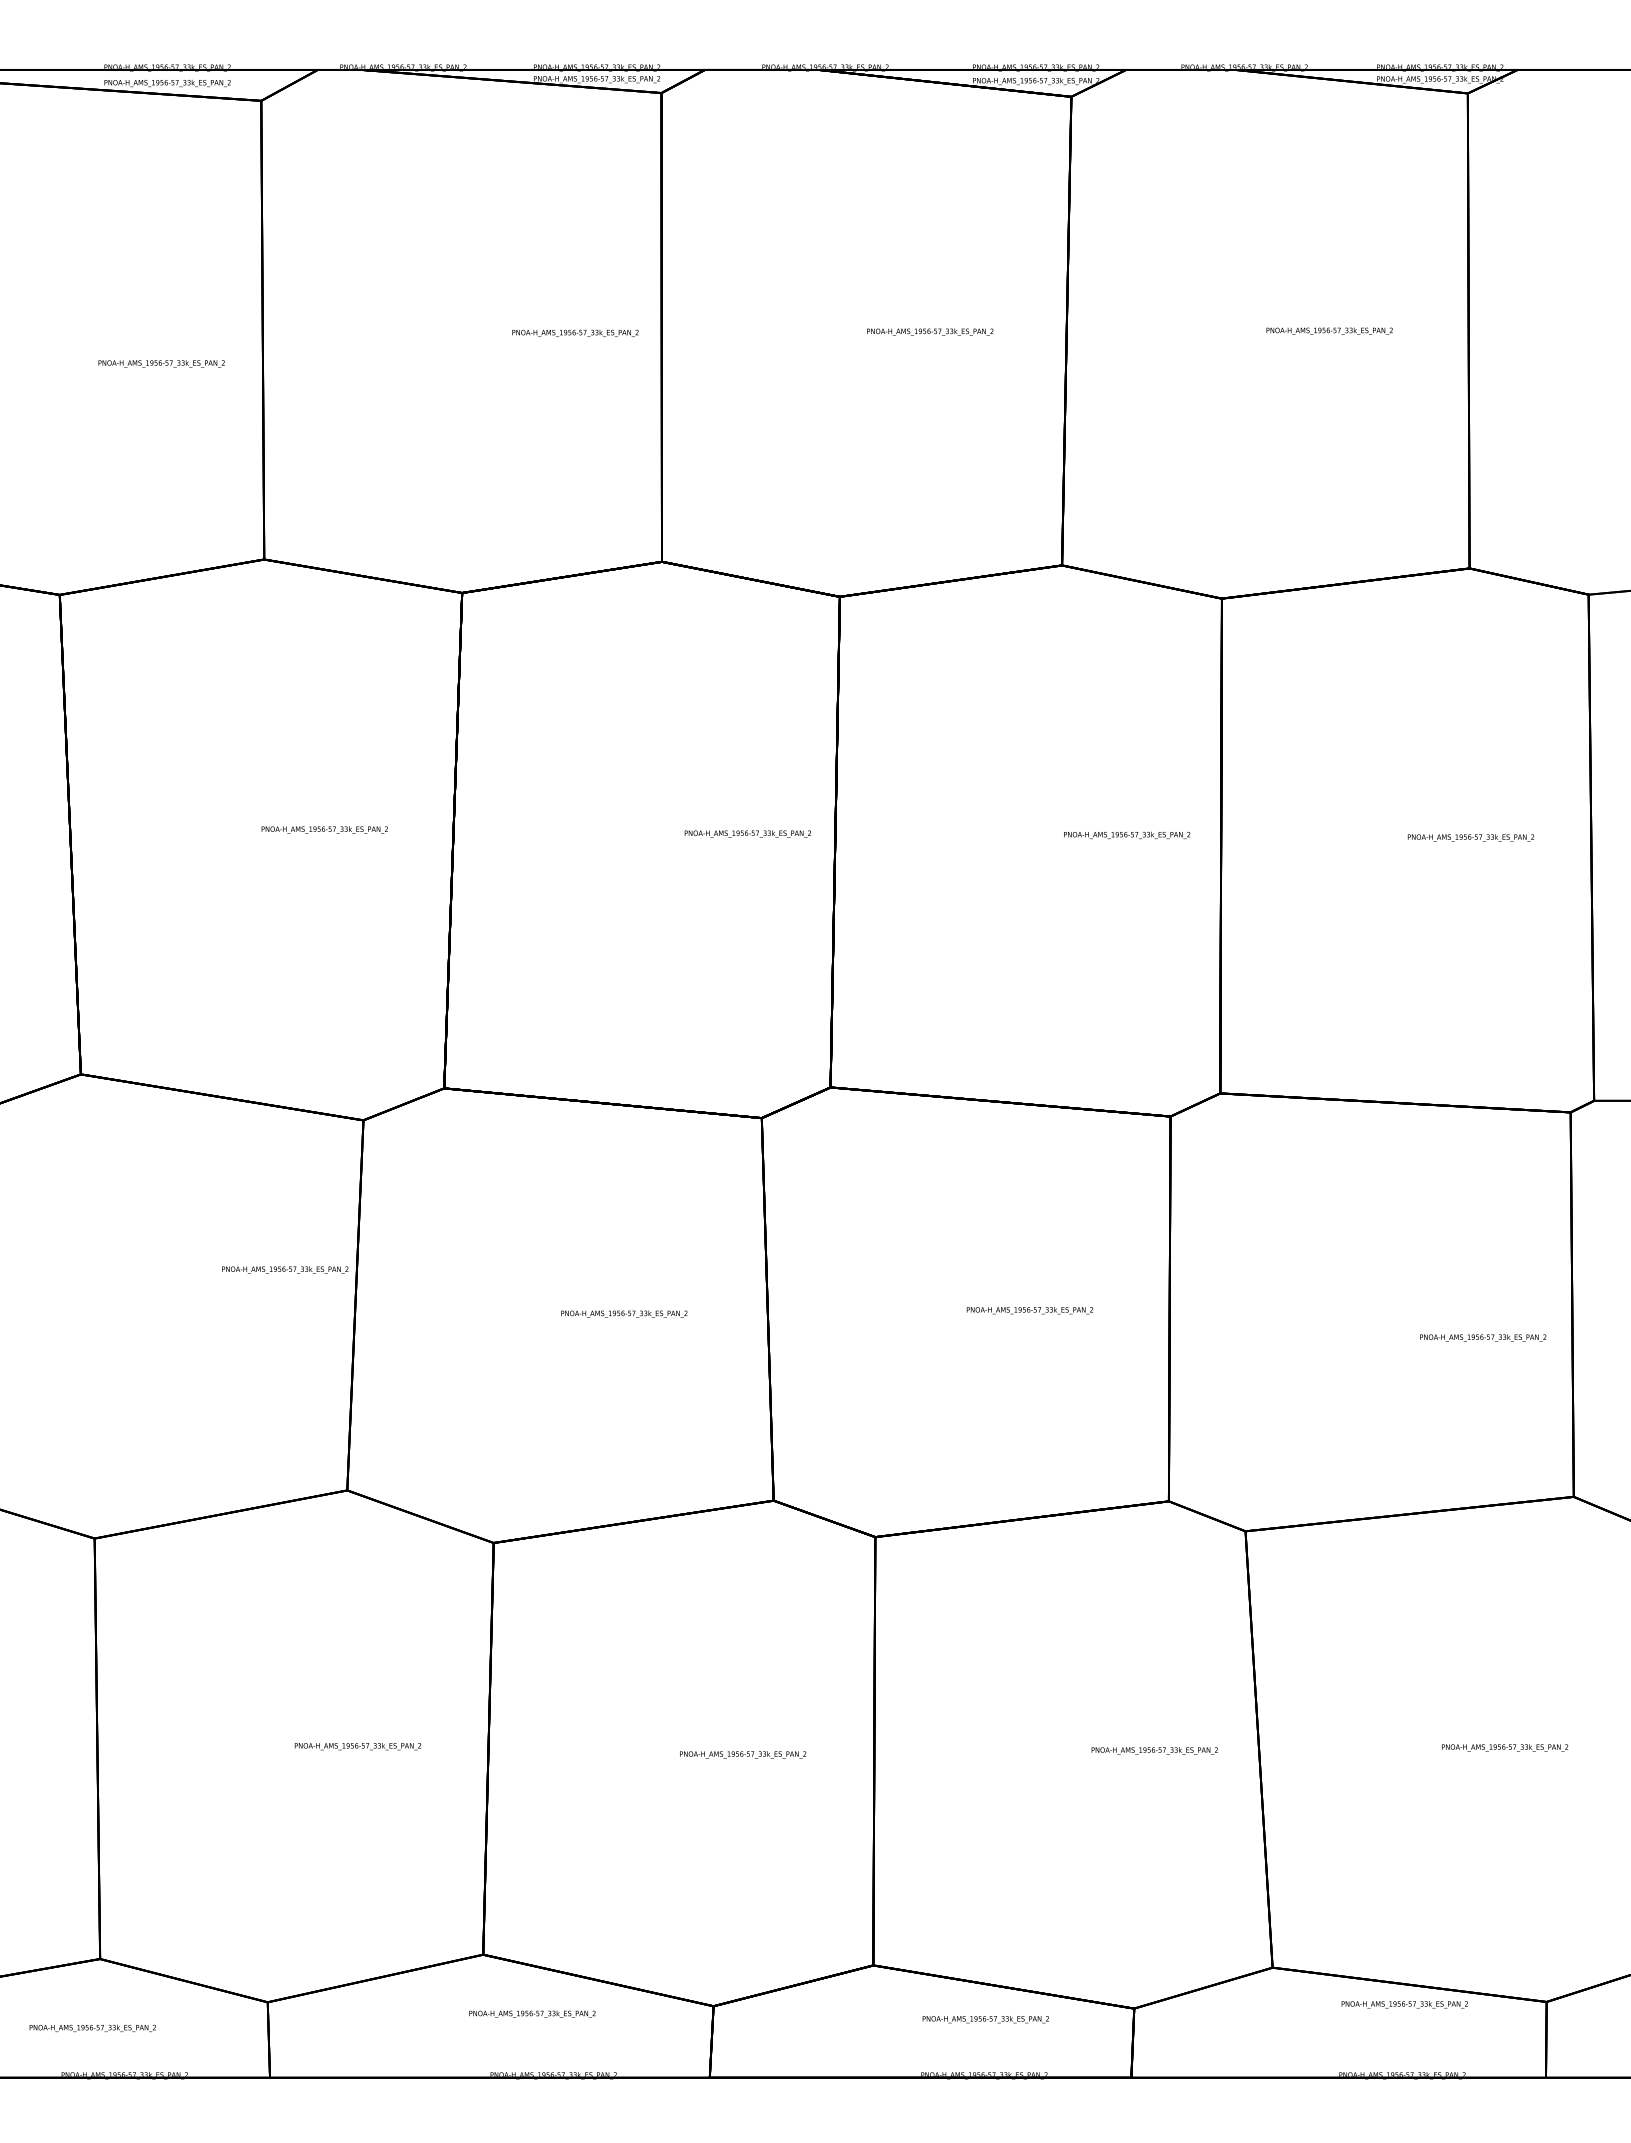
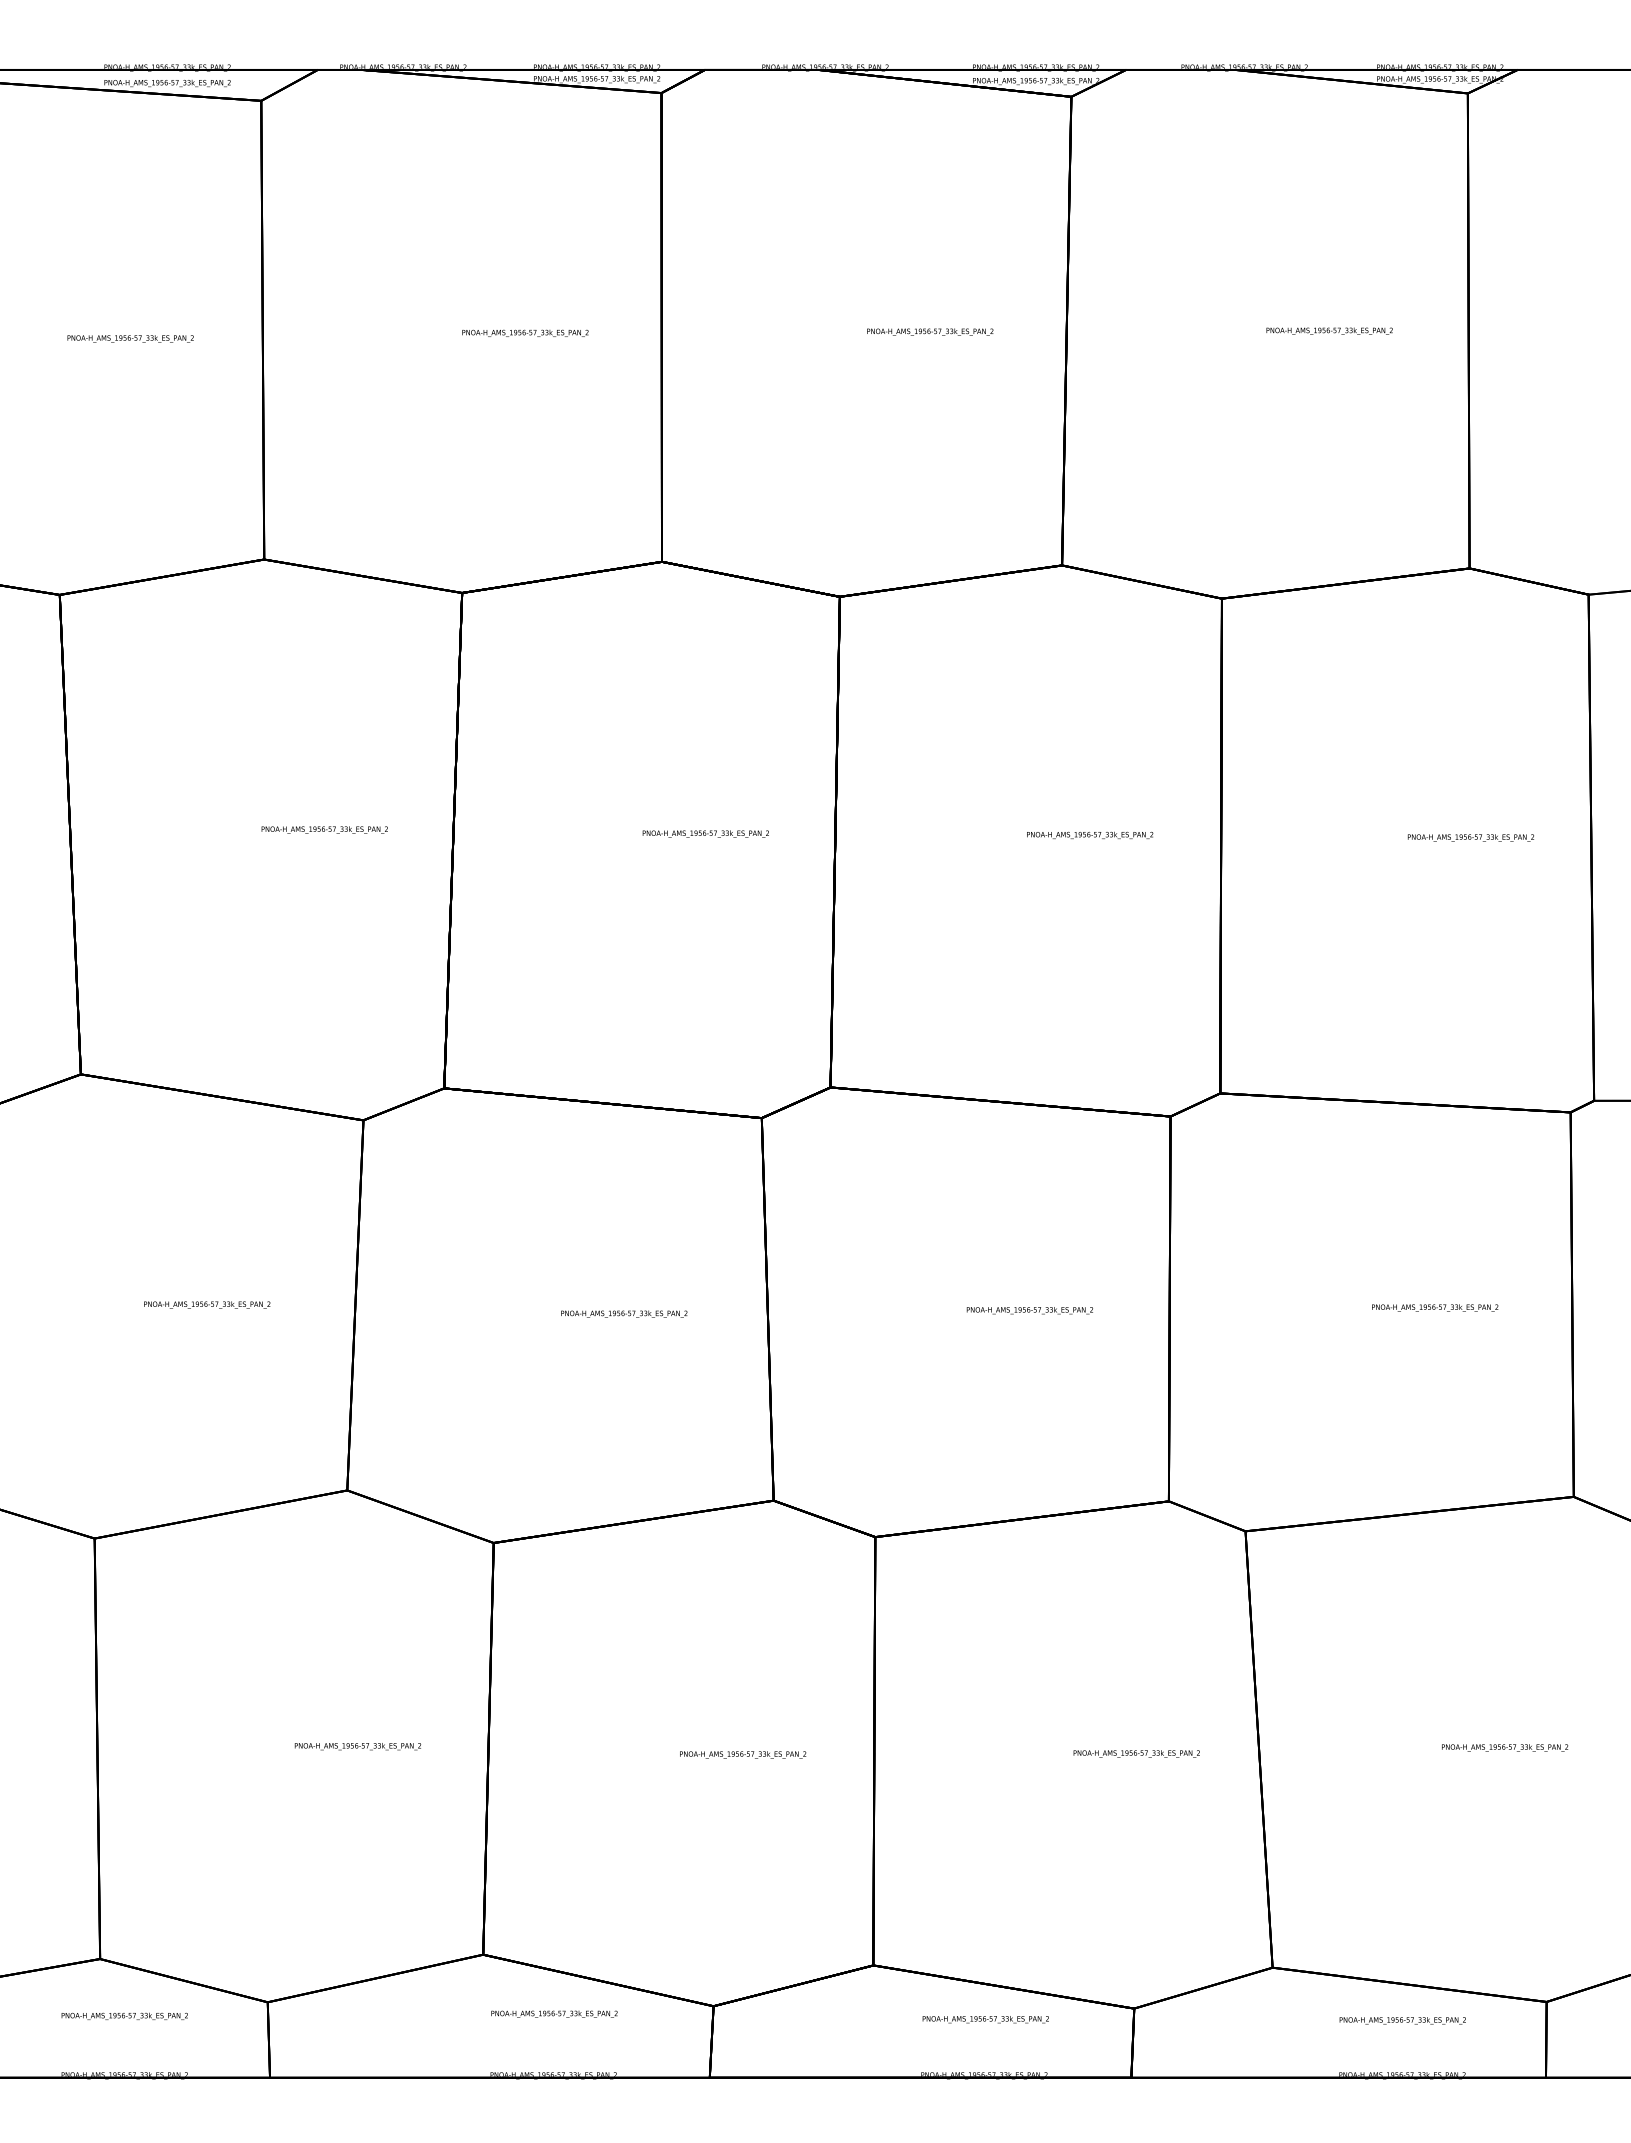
text position: (575, 332) -> (525, 332) (525, 332)
text position: (161, 363) -> (130, 338) (130, 338)
text position: (747, 833) -> (705, 833) (705, 833)
text position: (1127, 834) -> (1090, 834) (1090, 834)
text position: (285, 1269) -> (207, 1304) (207, 1304)
text position: (1483, 1337) -> (1435, 1307) (1435, 1307)
text position: (1154, 1750) -> (1136, 1753) (1136, 1753)
text position: (1404, 2004) -> (1402, 2020) (1402, 2020)
text position: (532, 2013) -> (554, 2013) (554, 2013)
text position: (92, 2027) -> (124, 2015) (124, 2015)
